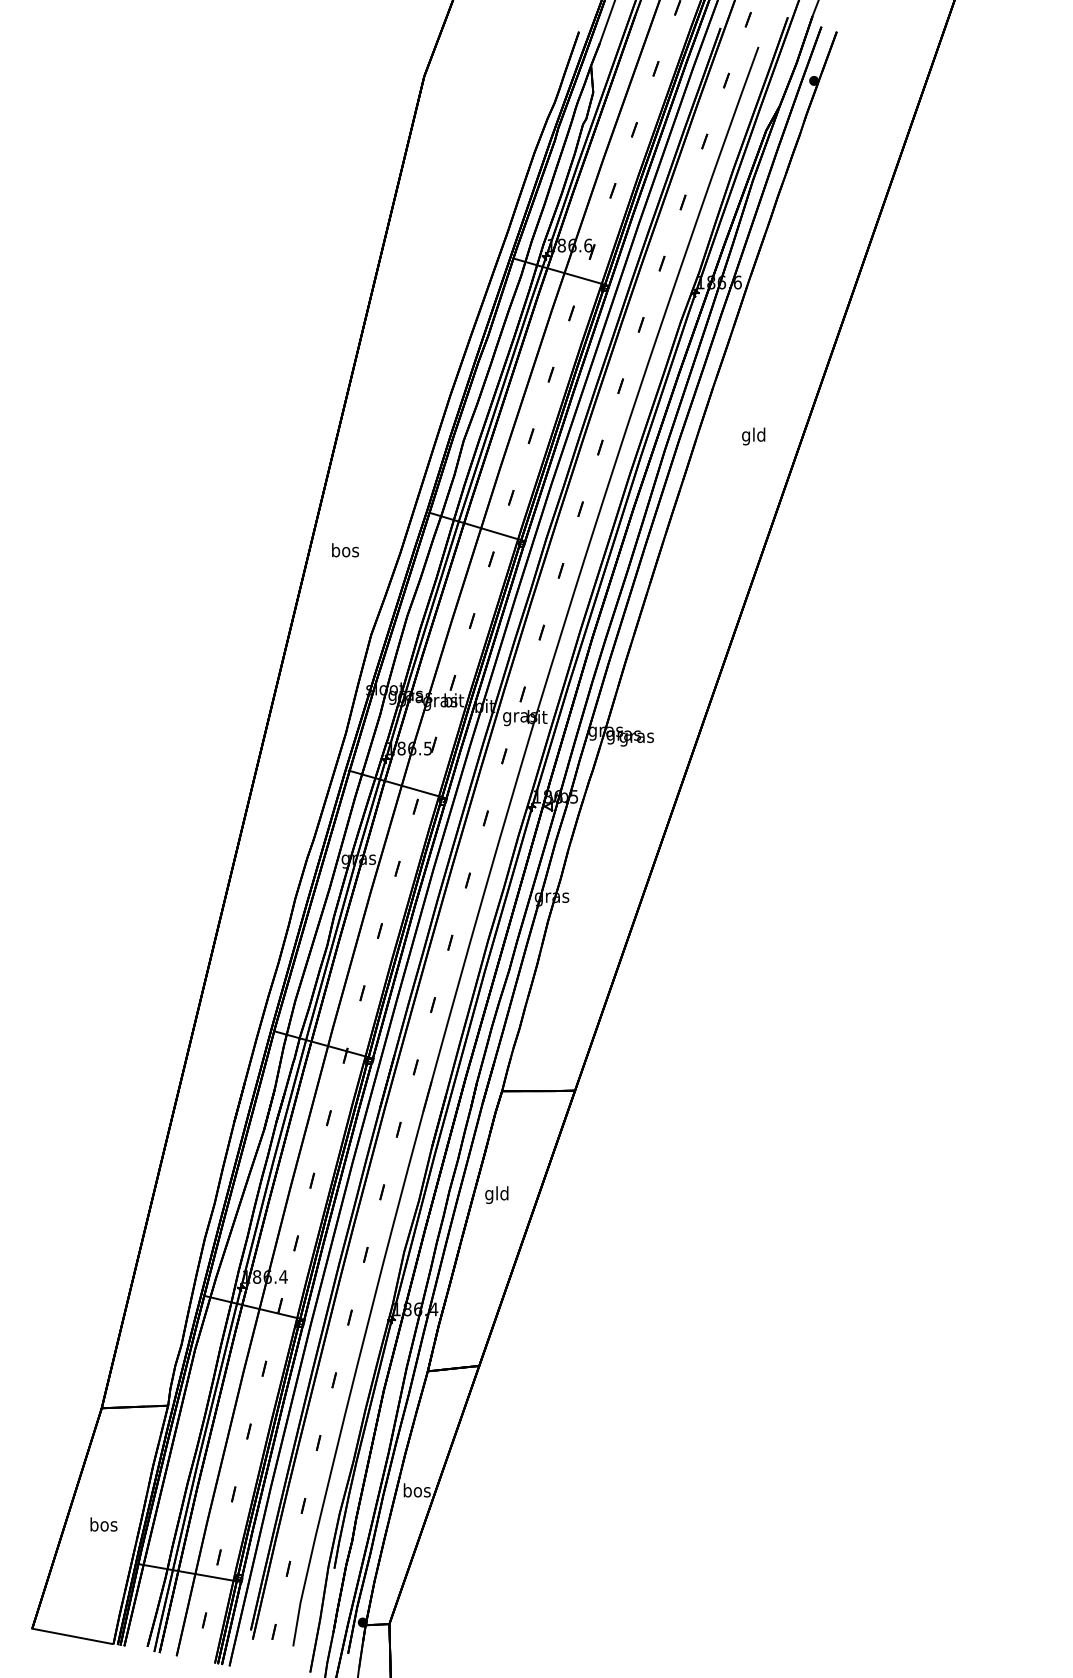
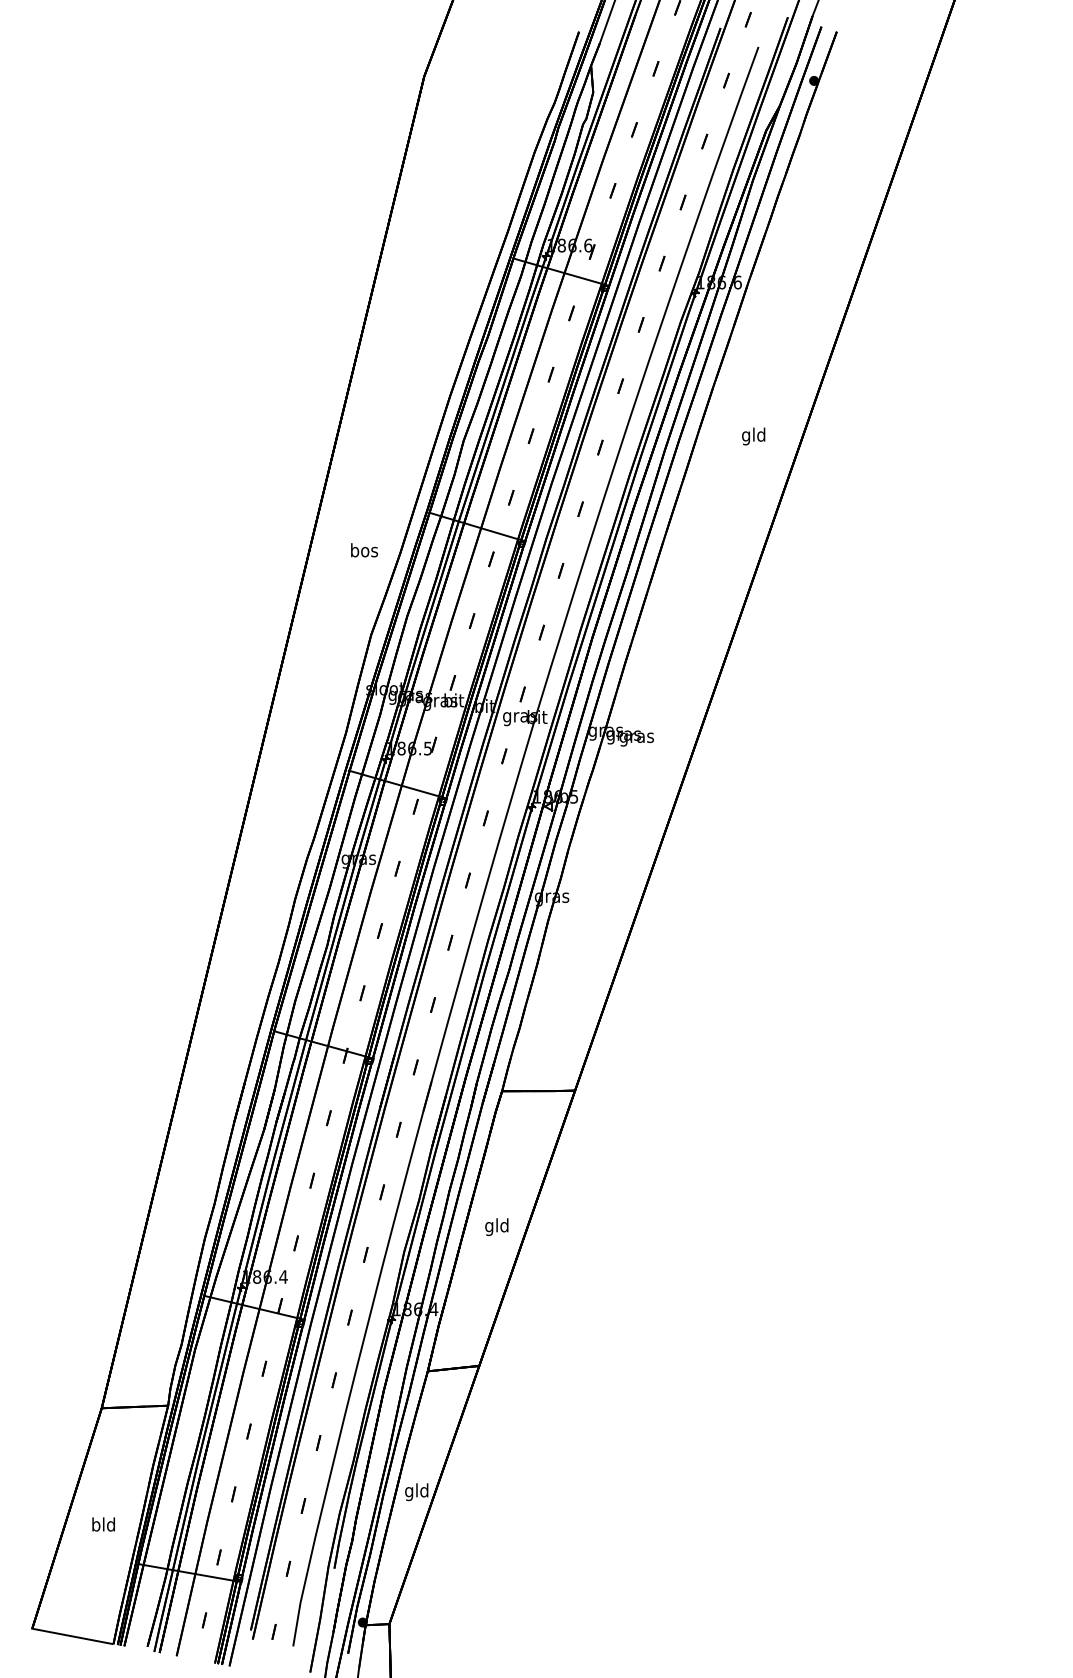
text position: (345, 550) -> (364, 550) (364, 550)
text position: (496, 1194) -> (496, 1226) (496, 1226)
text: bos -> gld (416, 1492)
text: bos -> bld (103, 1524)
